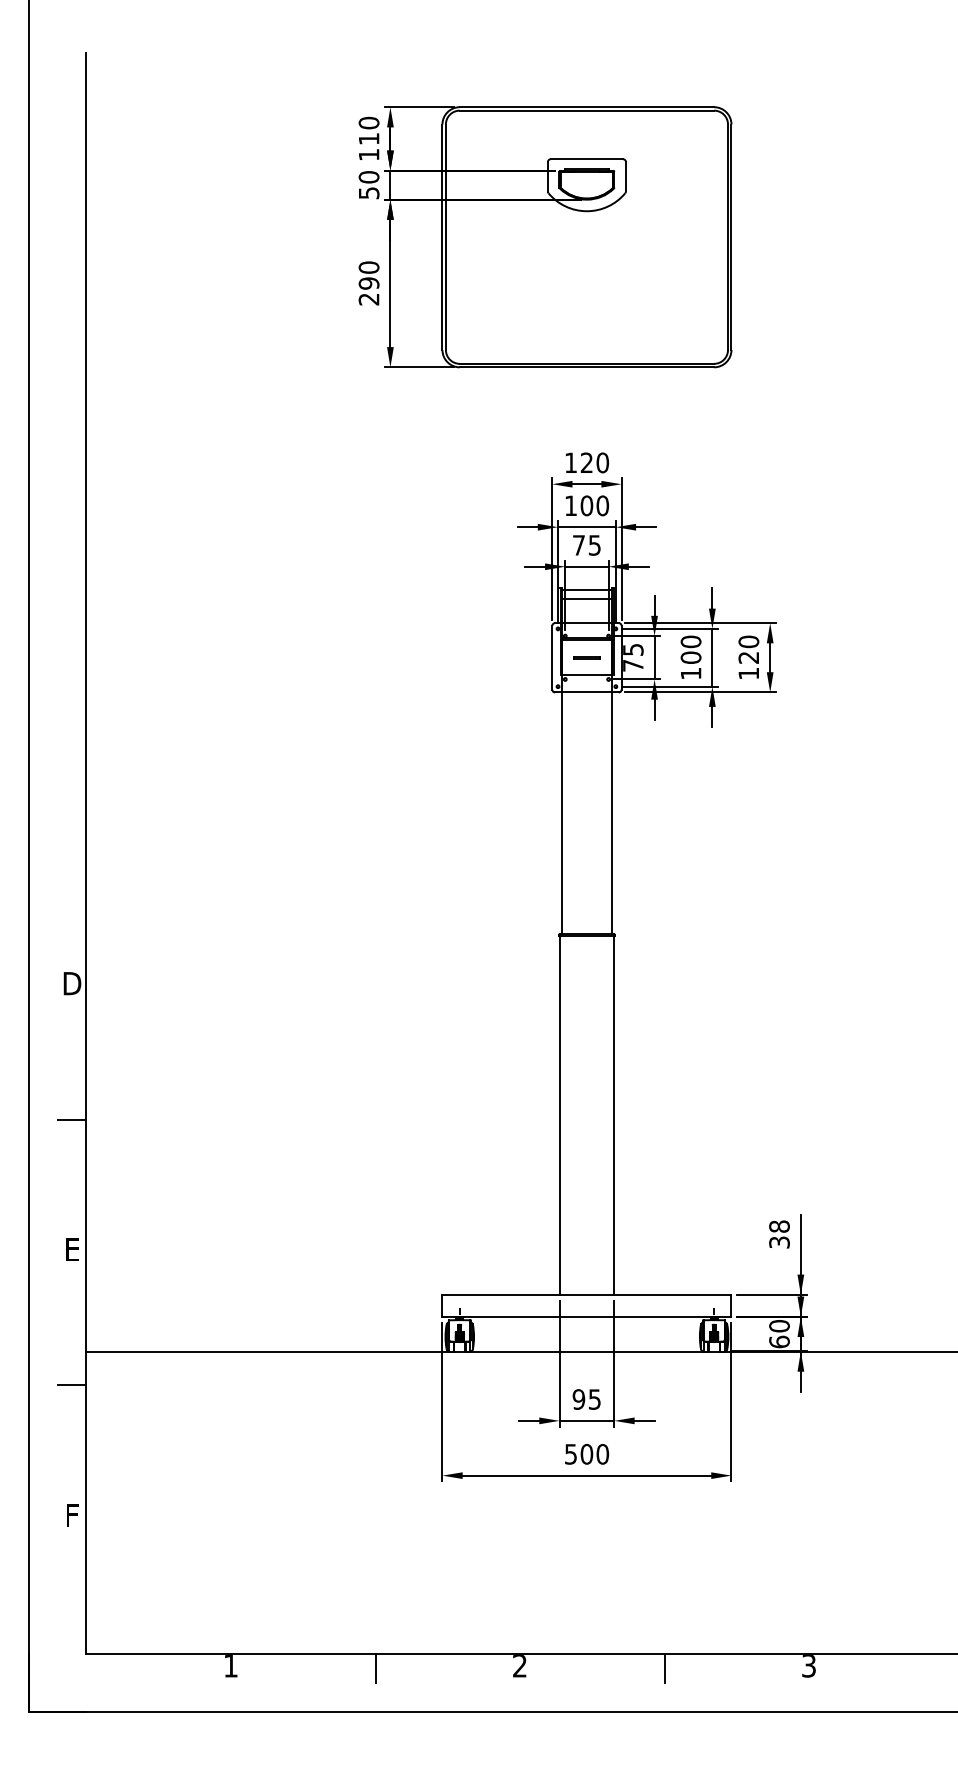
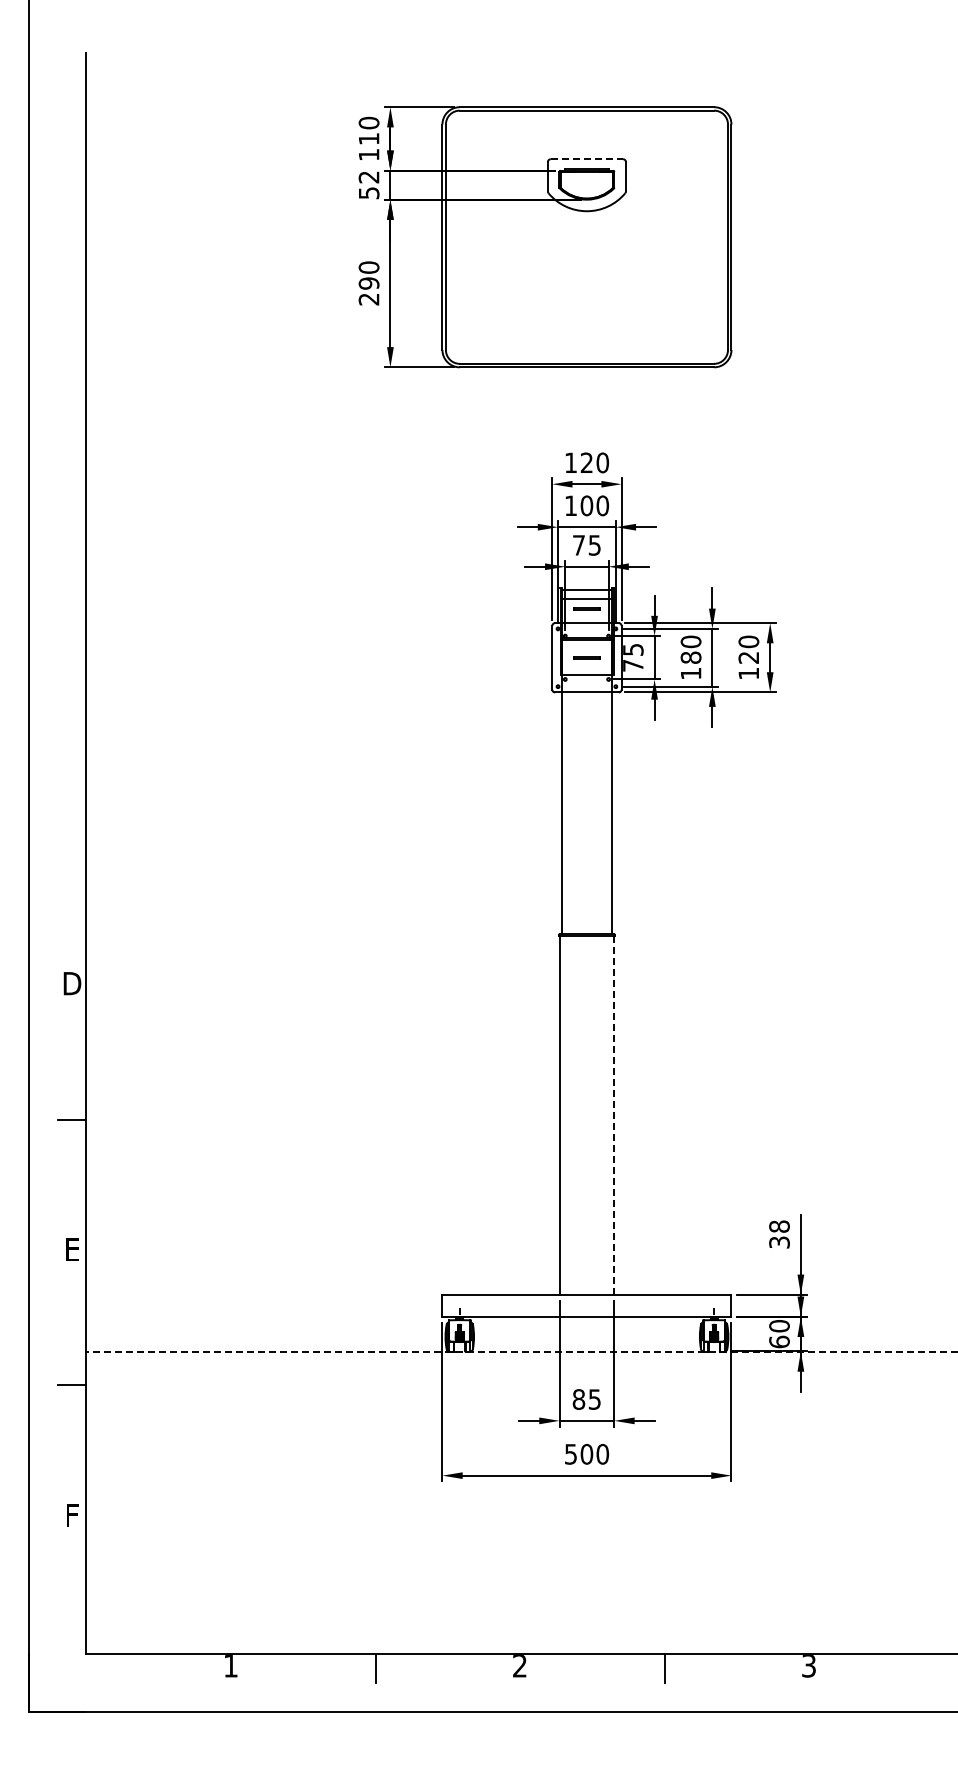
line: solid -> dashed (587, 159)
text: 50 -> 52 (368, 177)
line: none -> present (586, 608)
text: 100 -> 180 (691, 657)
line: solid -> dashed (614, 1115)
line: solid -> dashed (521, 1351)
text: 95 -> 85 (578, 1399)
